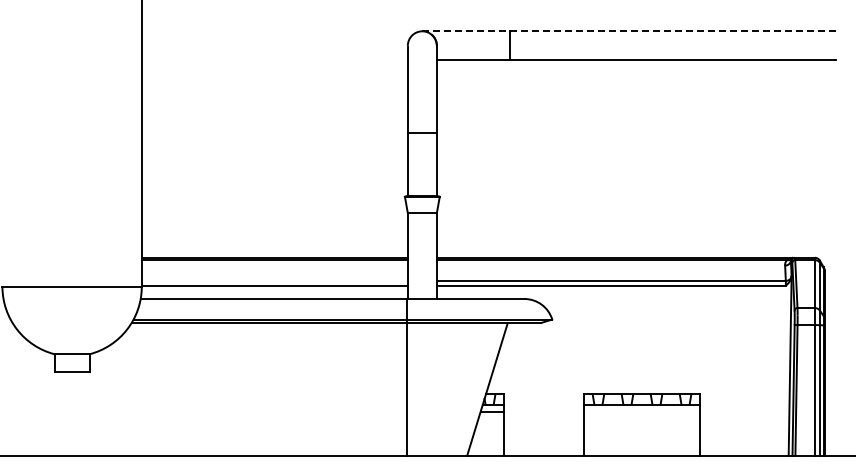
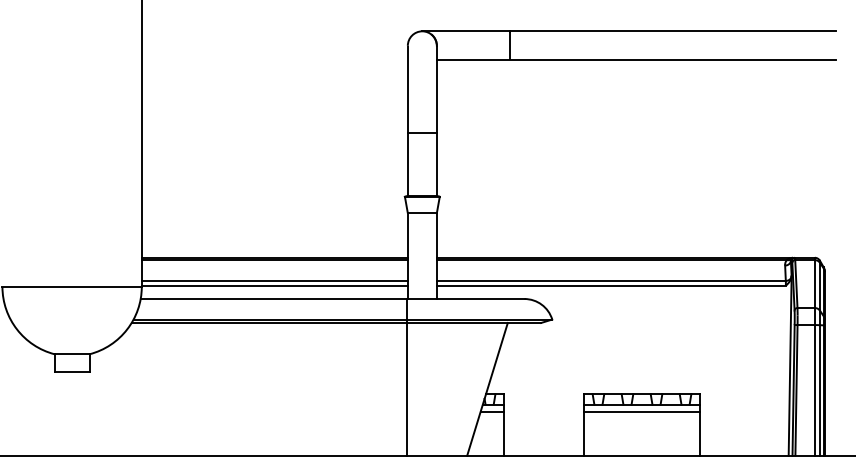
line: dashed -> solid (629, 31)
line: none -> present (274, 280)
line: none -> present (641, 411)
